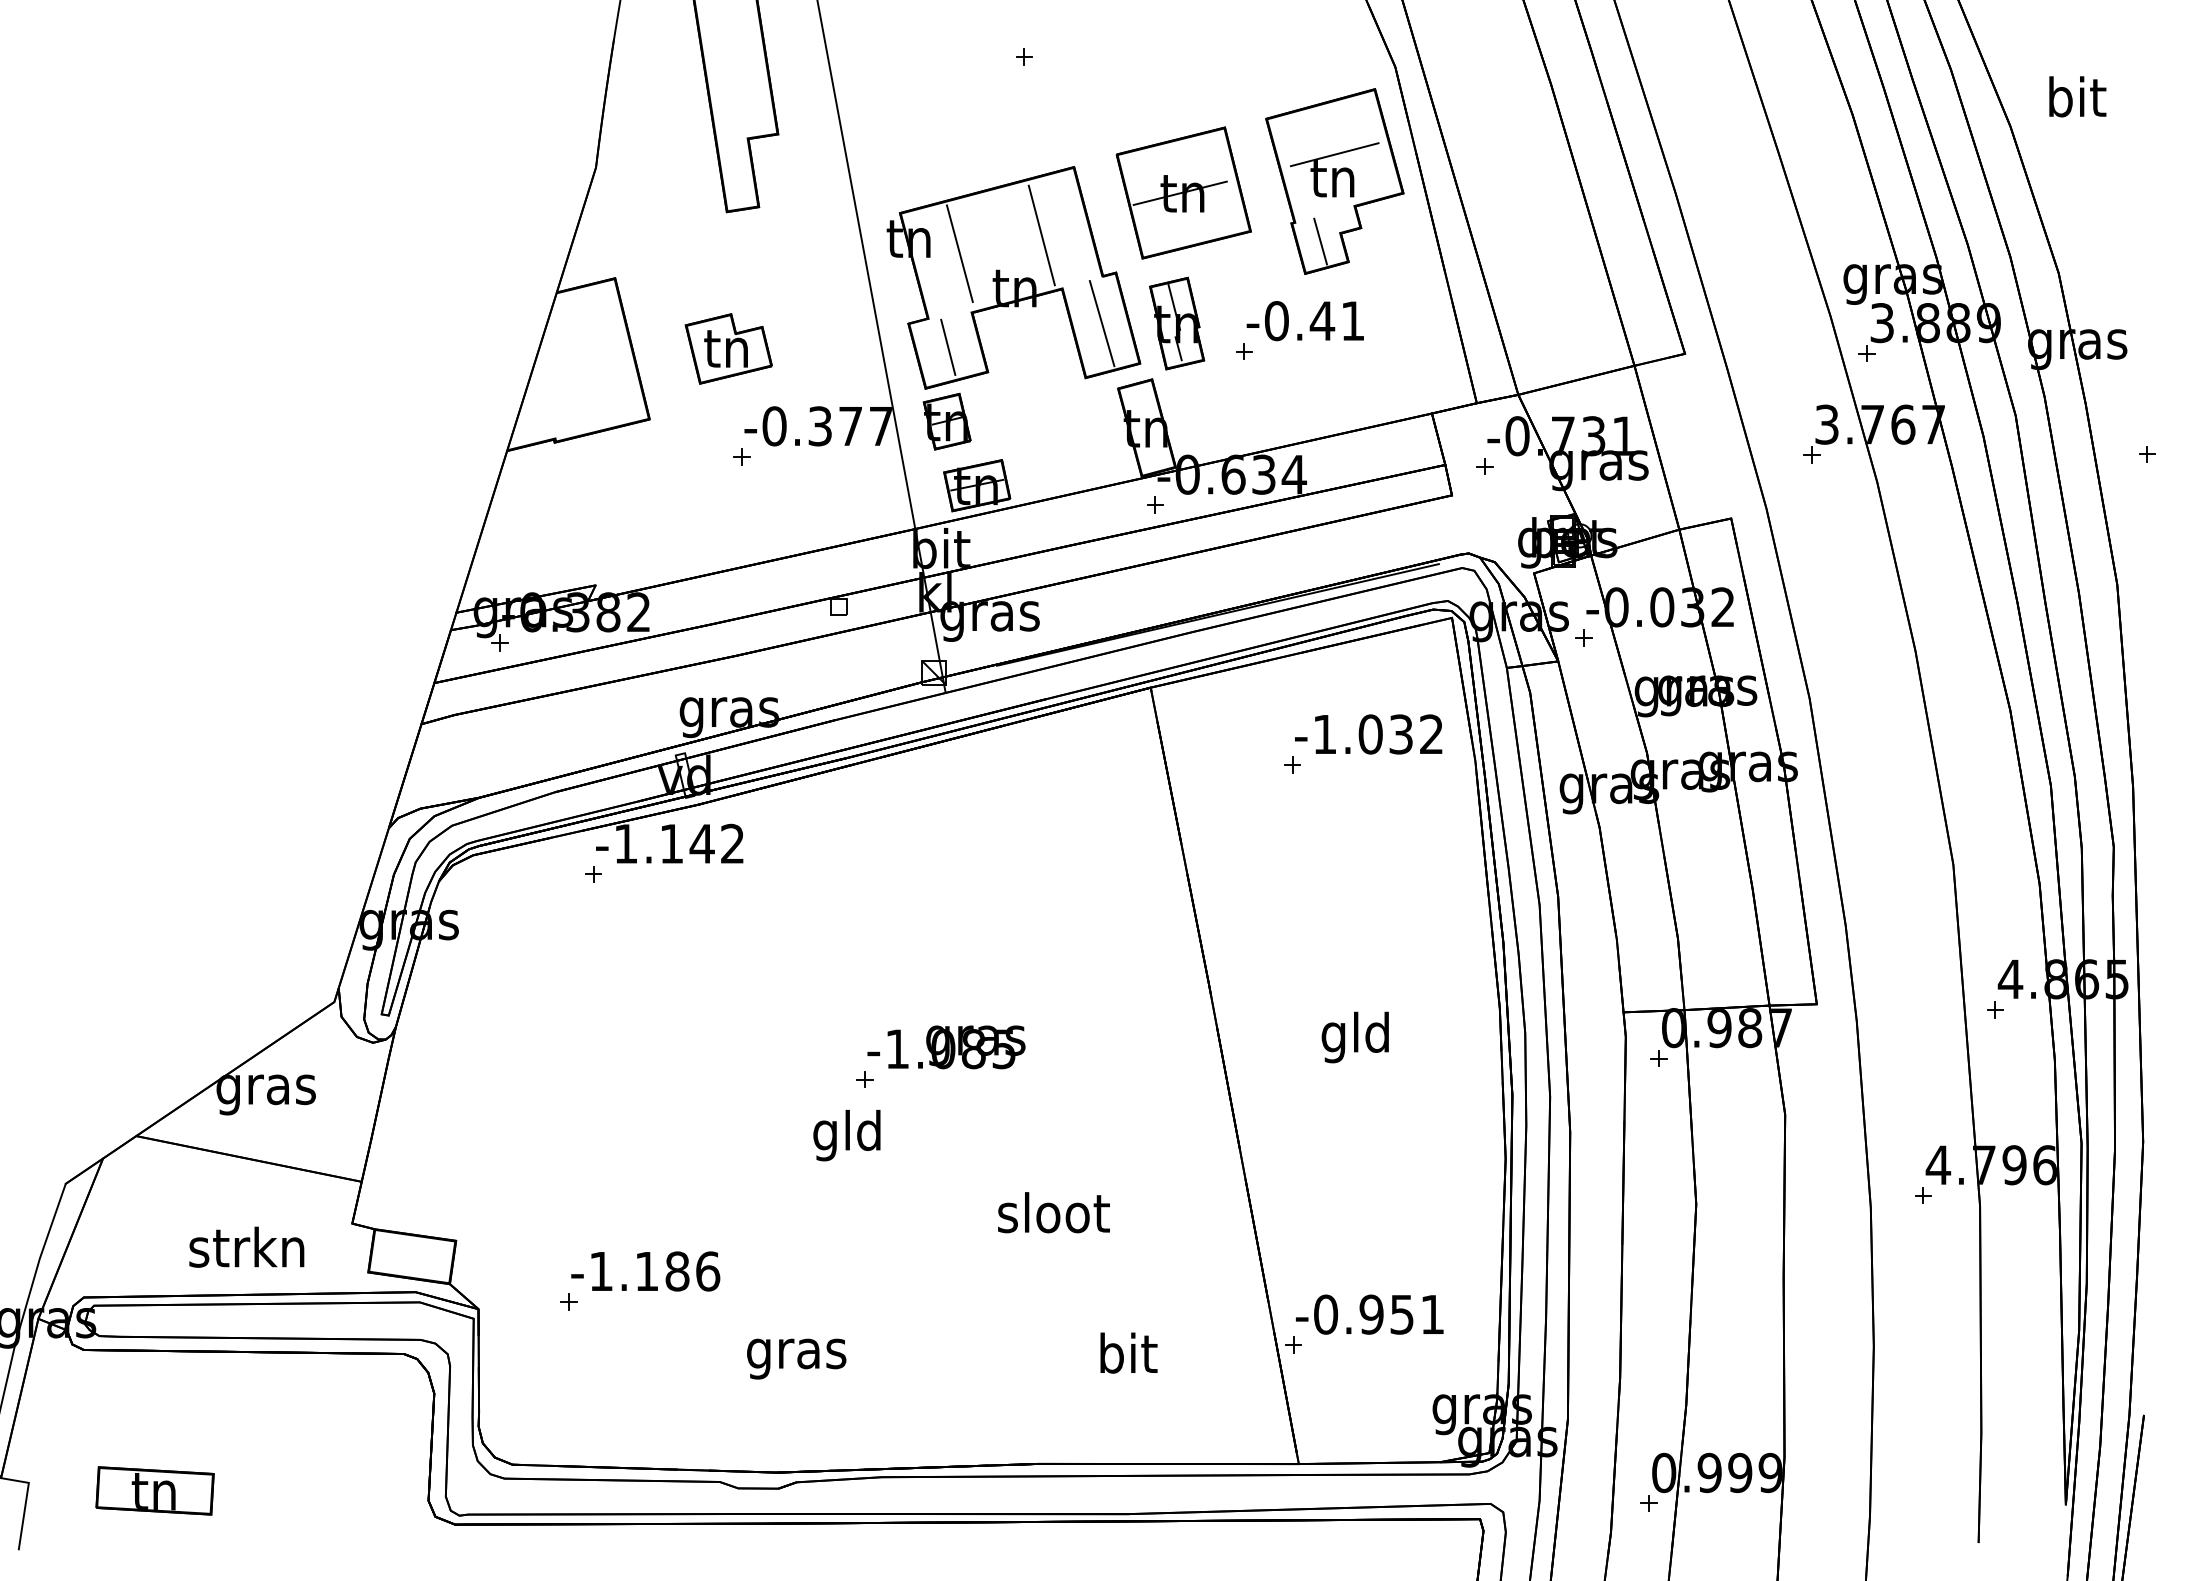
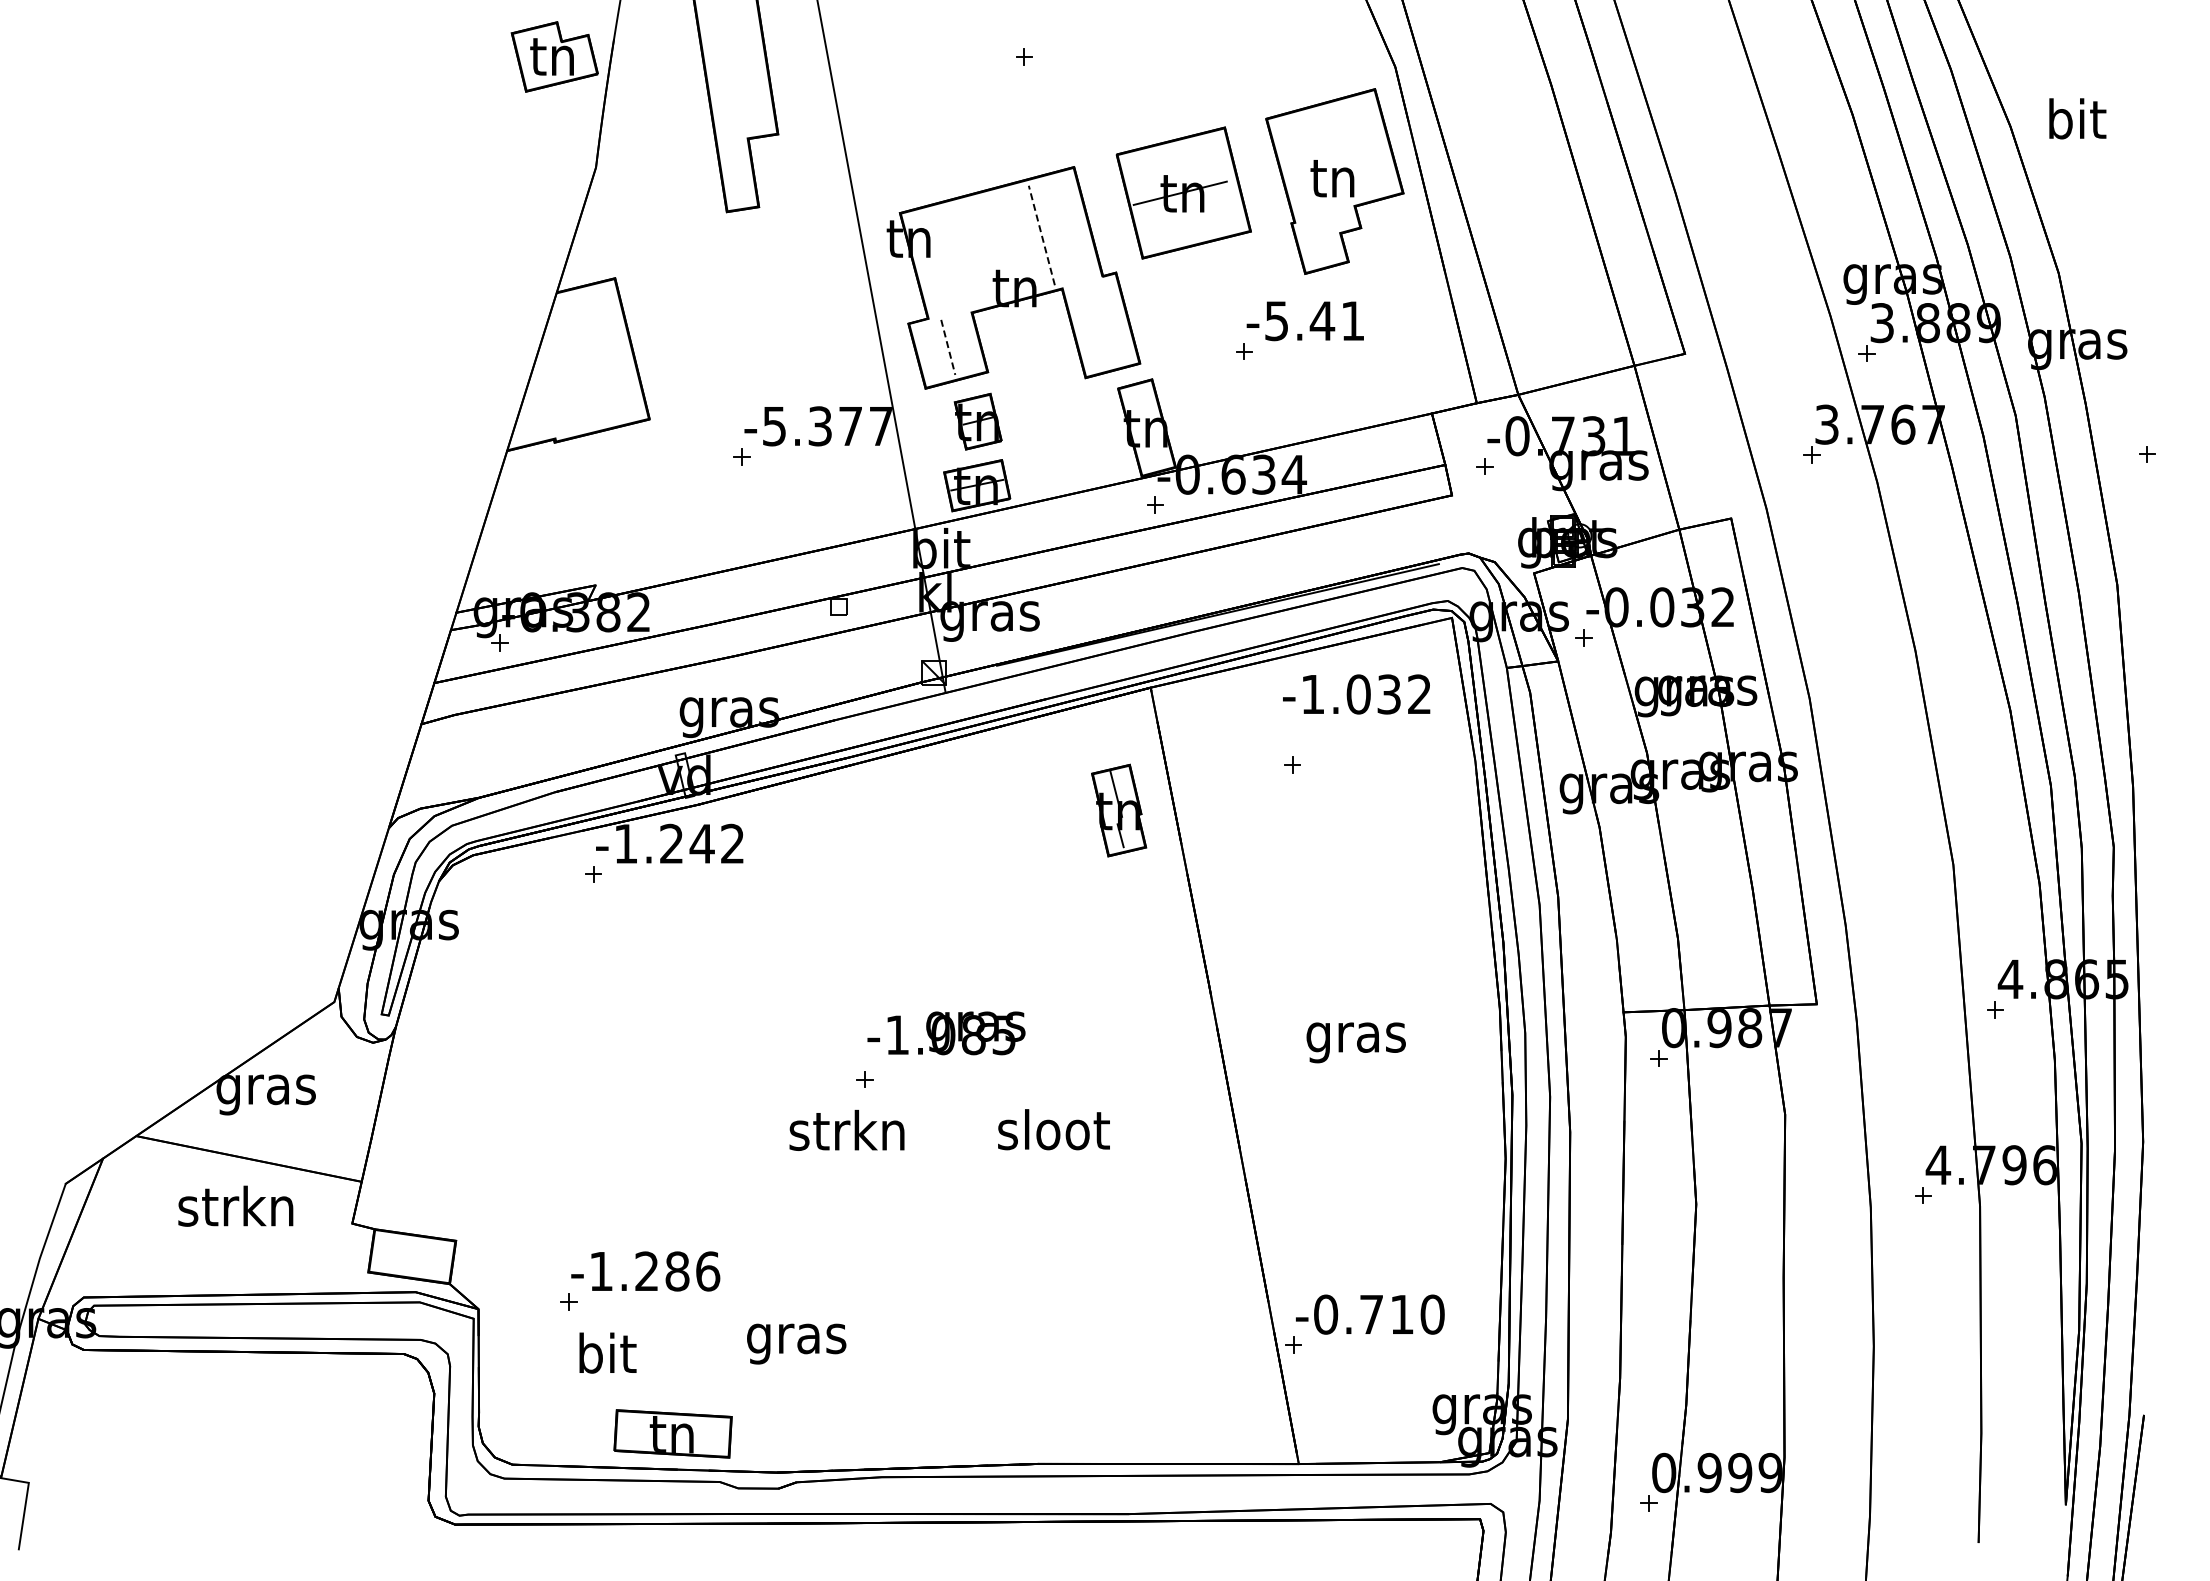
text position: (2077, 96) -> (2077, 118) (2077, 118)
line: present -> none (1334, 154)
line: solid -> dashed (1041, 235)
line: present -> none (1320, 241)
line: present -> none (959, 253)
text: -0.41 -> -5.41 (1276, 321)
line: present -> none (1101, 323)
part position: (1177, 323) -> (1119, 810) (1119, 810)
line: solid -> dashed (948, 347)
part position: (728, 348) -> (554, 56) (554, 56)
part position: (946, 421) -> (977, 421) (977, 421)
text: -0.377 -> -5.377 (774, 426)
text position: (1368, 734) -> (1356, 694) (1356, 694)
text: -1.142 -> -1.242 (671, 843)
text: gld -> gras (1355, 1037)
text position: (946, 1047) -> (946, 1033) (946, 1033)
text: gld -> strkn (846, 1135)
text position: (1053, 1212) -> (1053, 1129) (1053, 1129)
text position: (246, 1246) -> (235, 1205) (235, 1205)
text: -1.186 -> -1.286 (646, 1270)
text: -0.951 -> -0.710 (1401, 1314)
text position: (1128, 1352) -> (607, 1352) (607, 1352)
text position: (796, 1358) -> (796, 1343) (796, 1343)
part position: (154, 1490) -> (672, 1433) (672, 1433)
